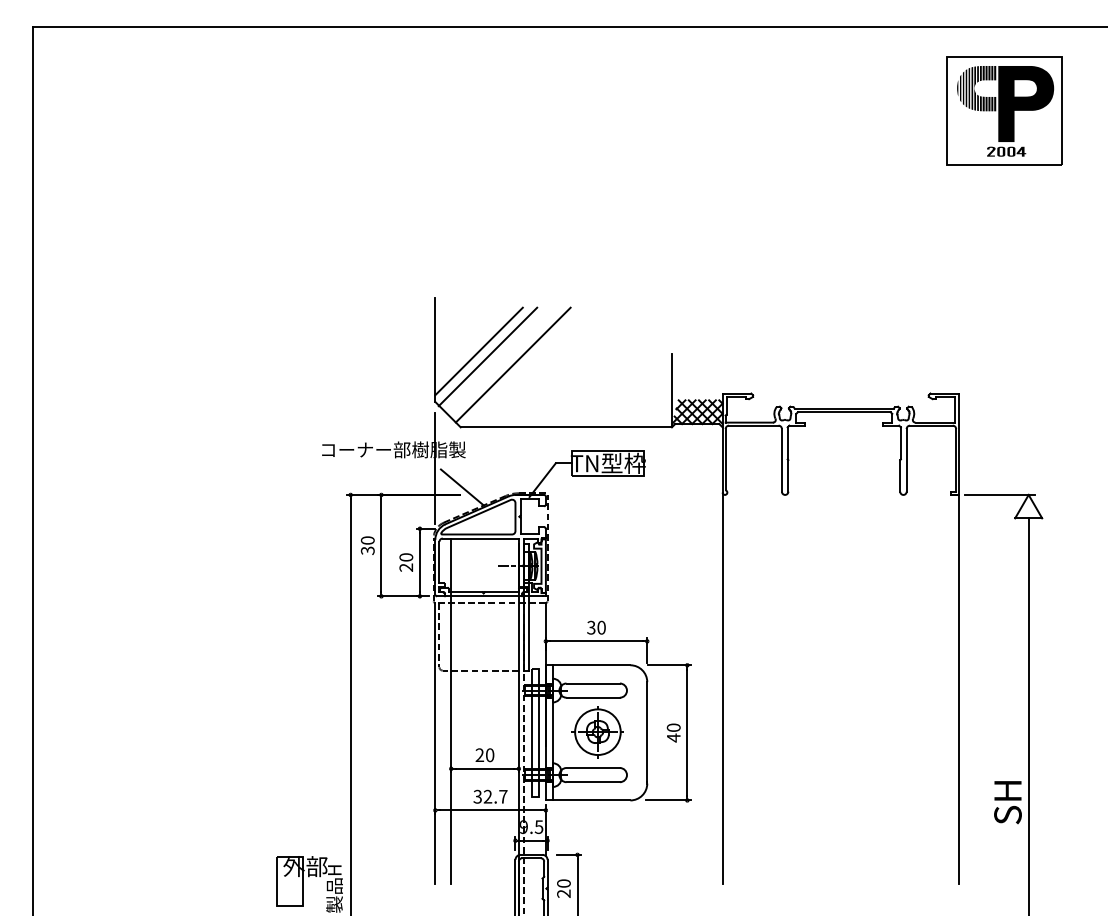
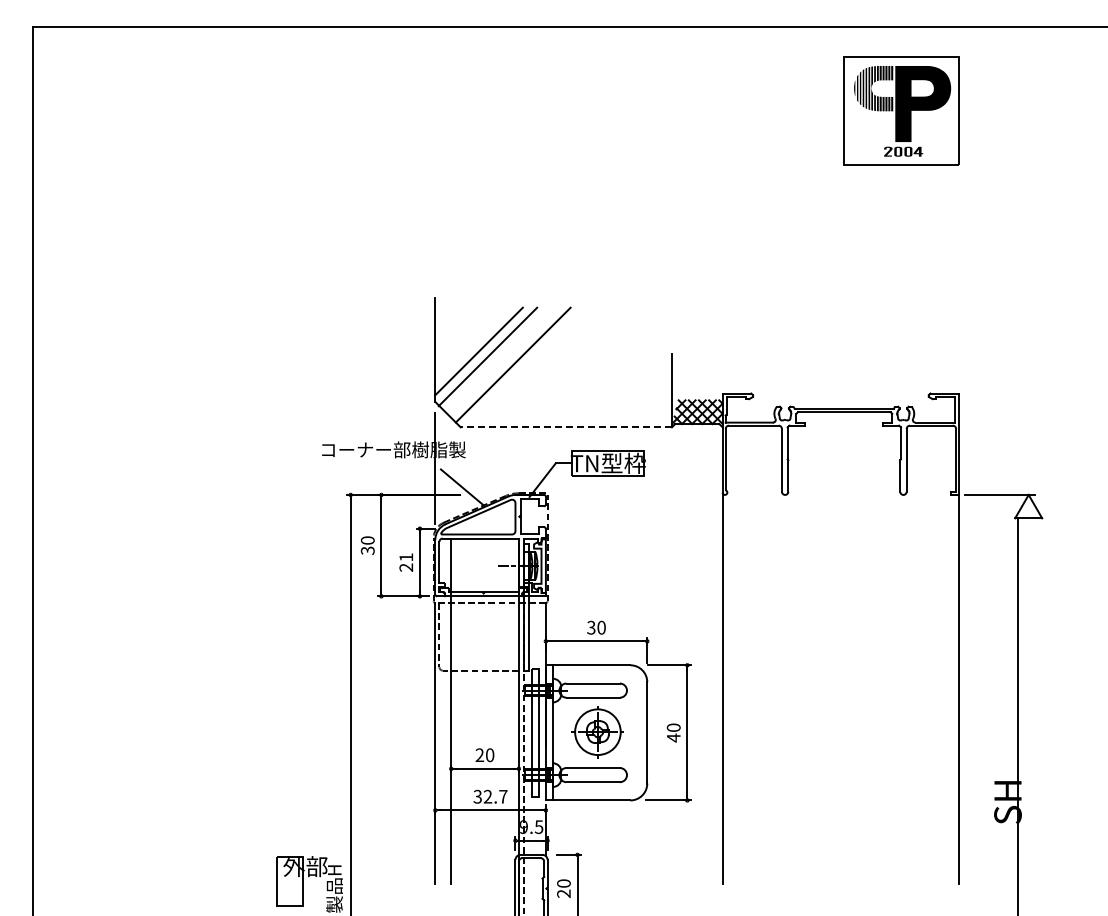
part position: (1004, 110) -> (901, 110) (901, 110)
line: solid -> dashed (566, 427)
text: 20 -> 21 (406, 557)
line position: (1028, 715) -> (1017, 715) (1017, 715)
